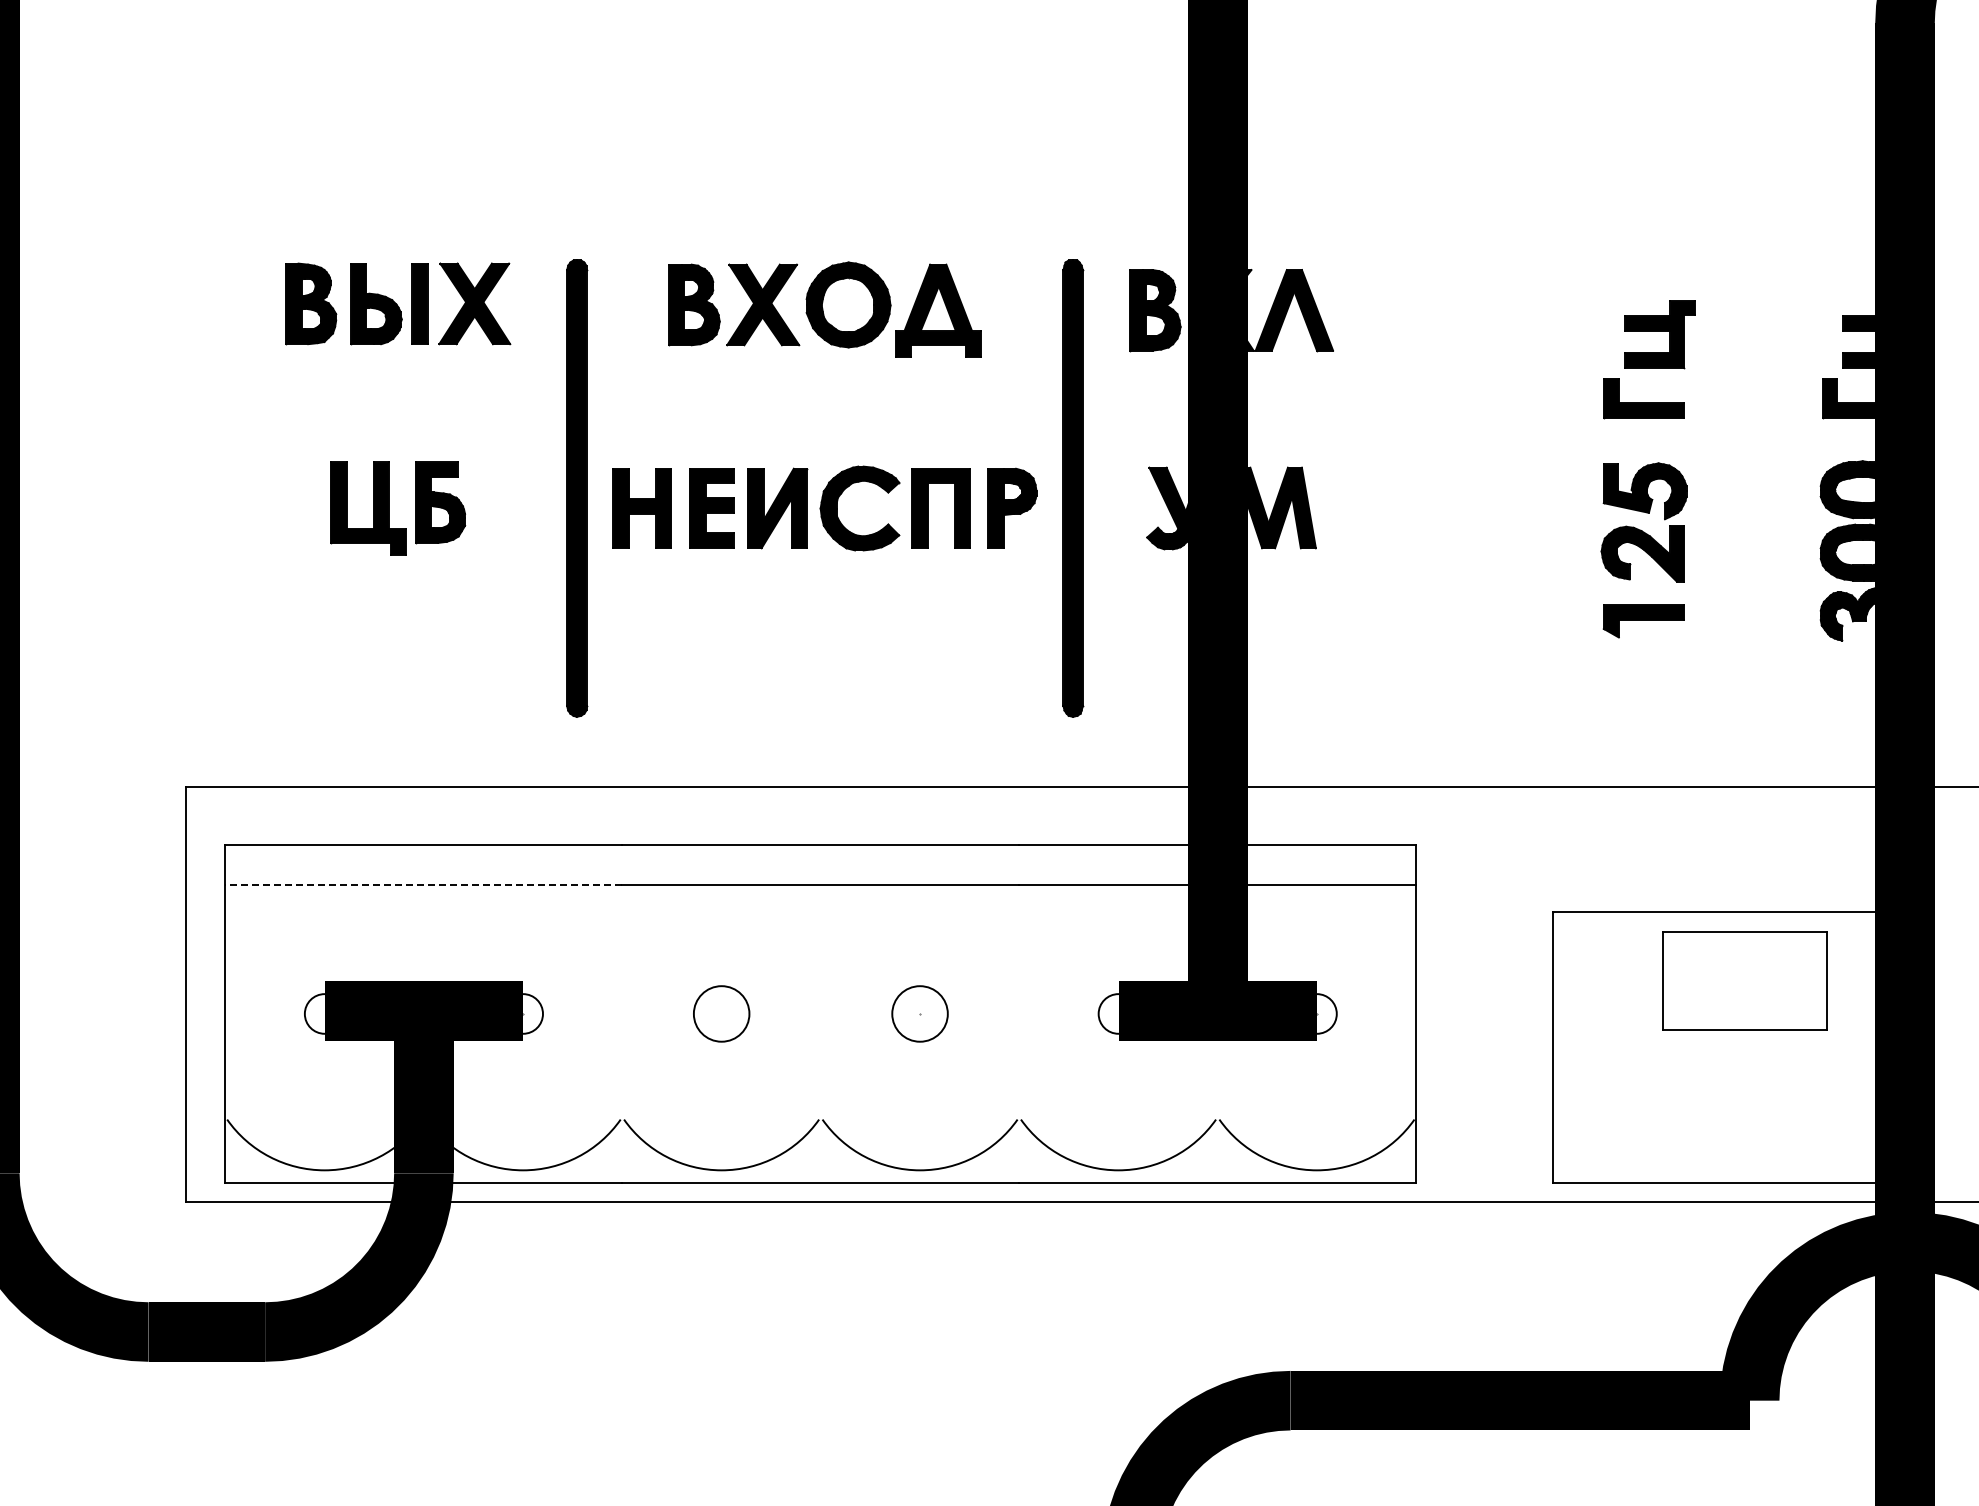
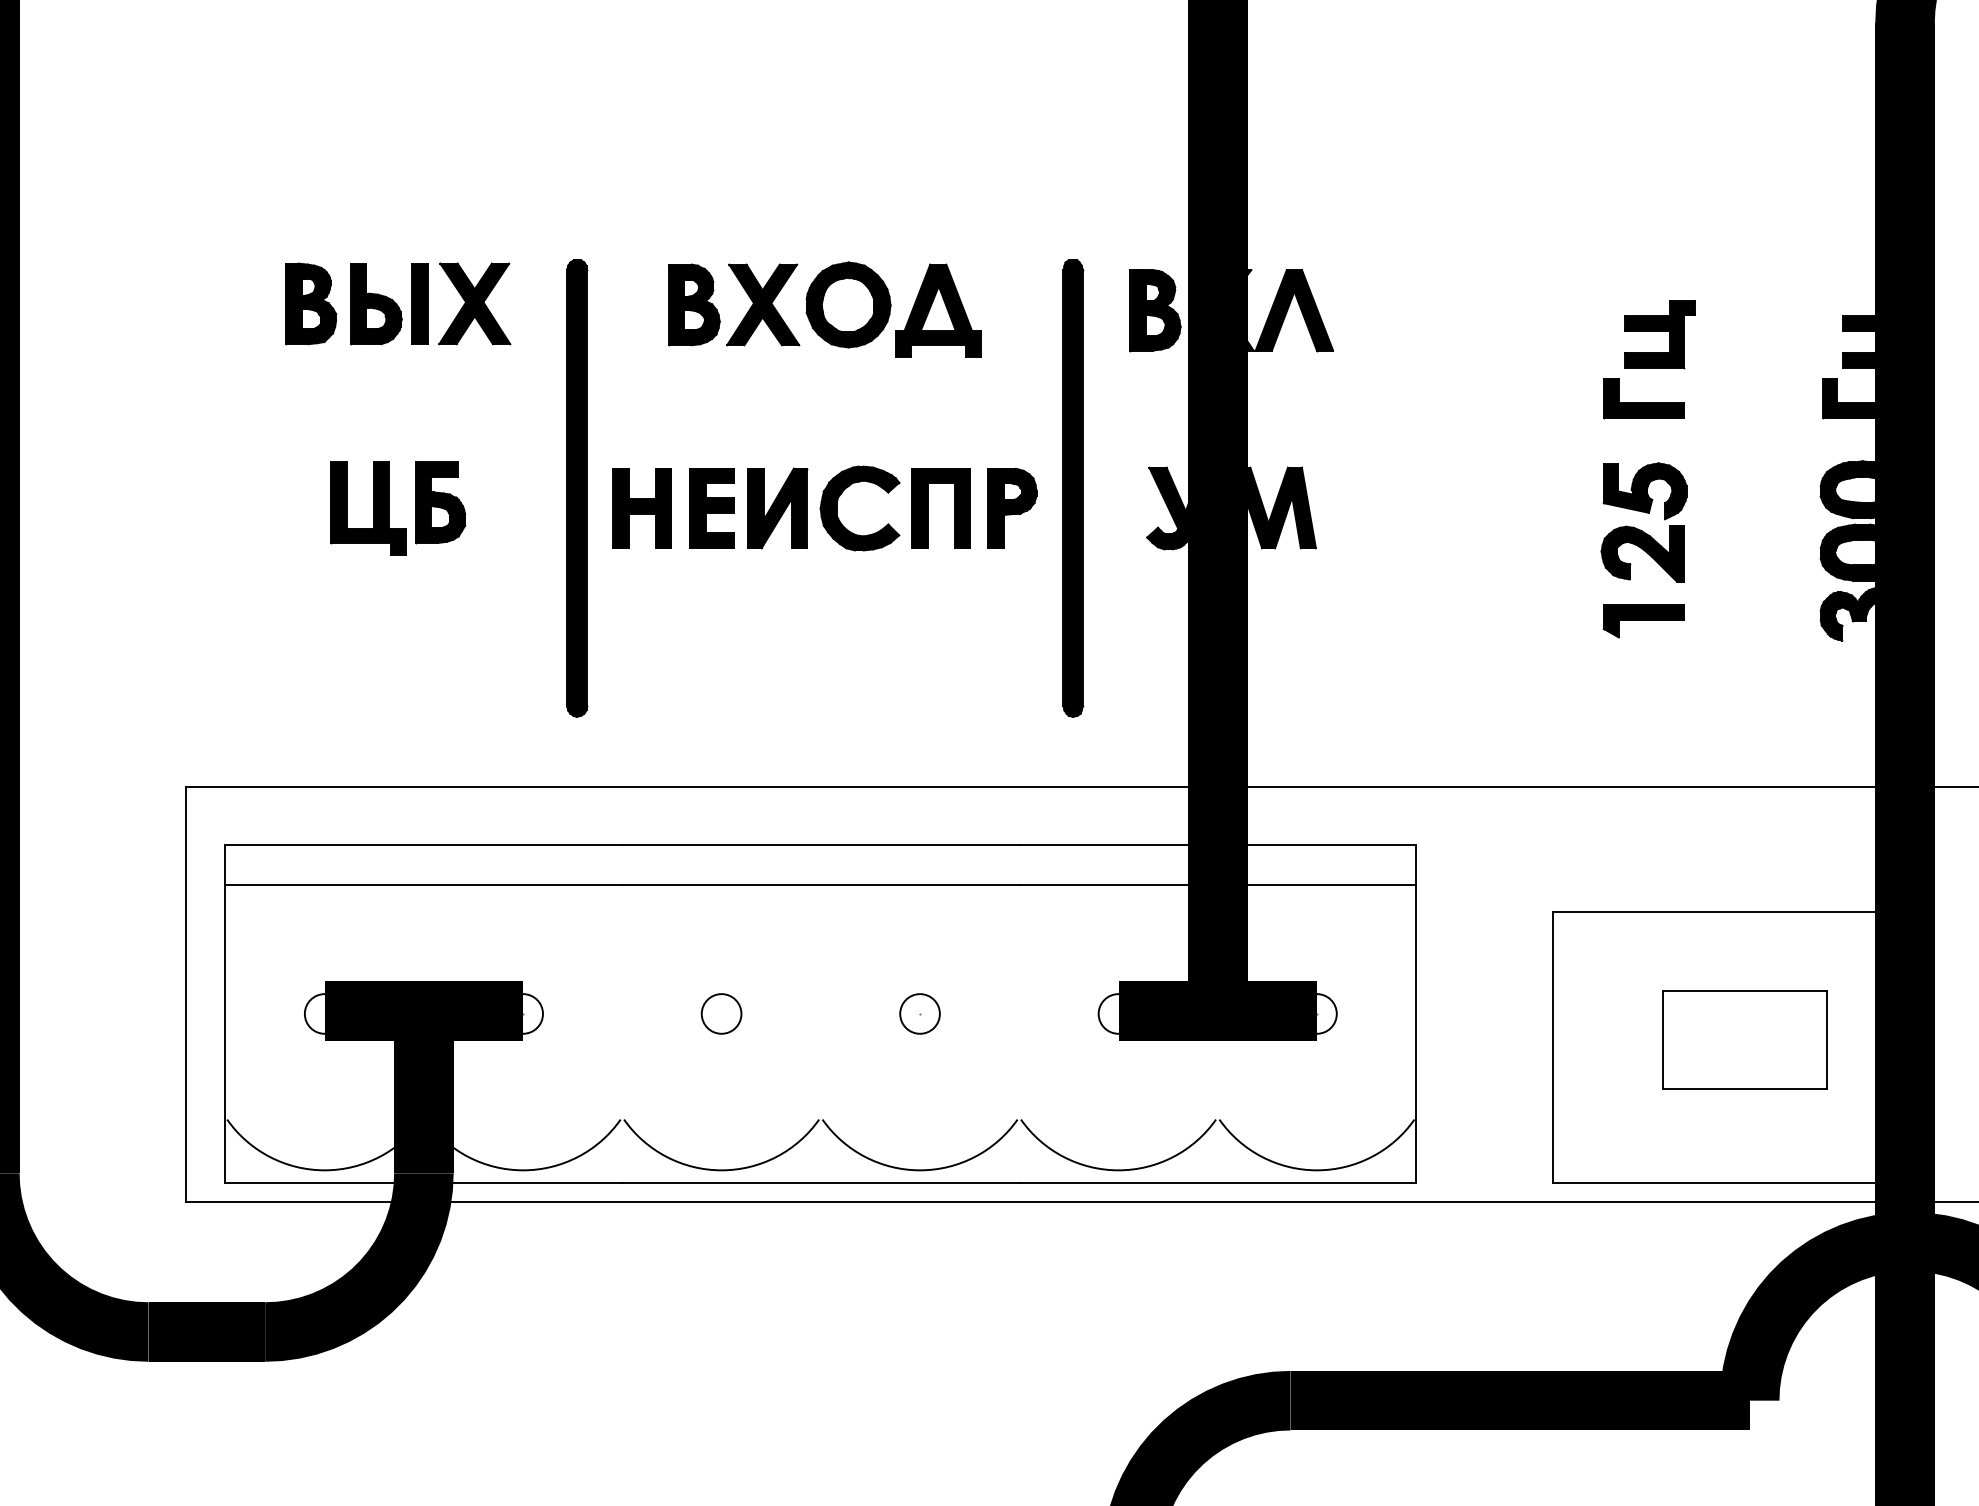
line: dashed -> solid (423, 884)
part position: (1744, 980) -> (1744, 1039) (1744, 1039)
circle size: 58x58 px -> 43x42 px (721, 1013)
circle diameter: 56 px -> 40 px (919, 1013)
